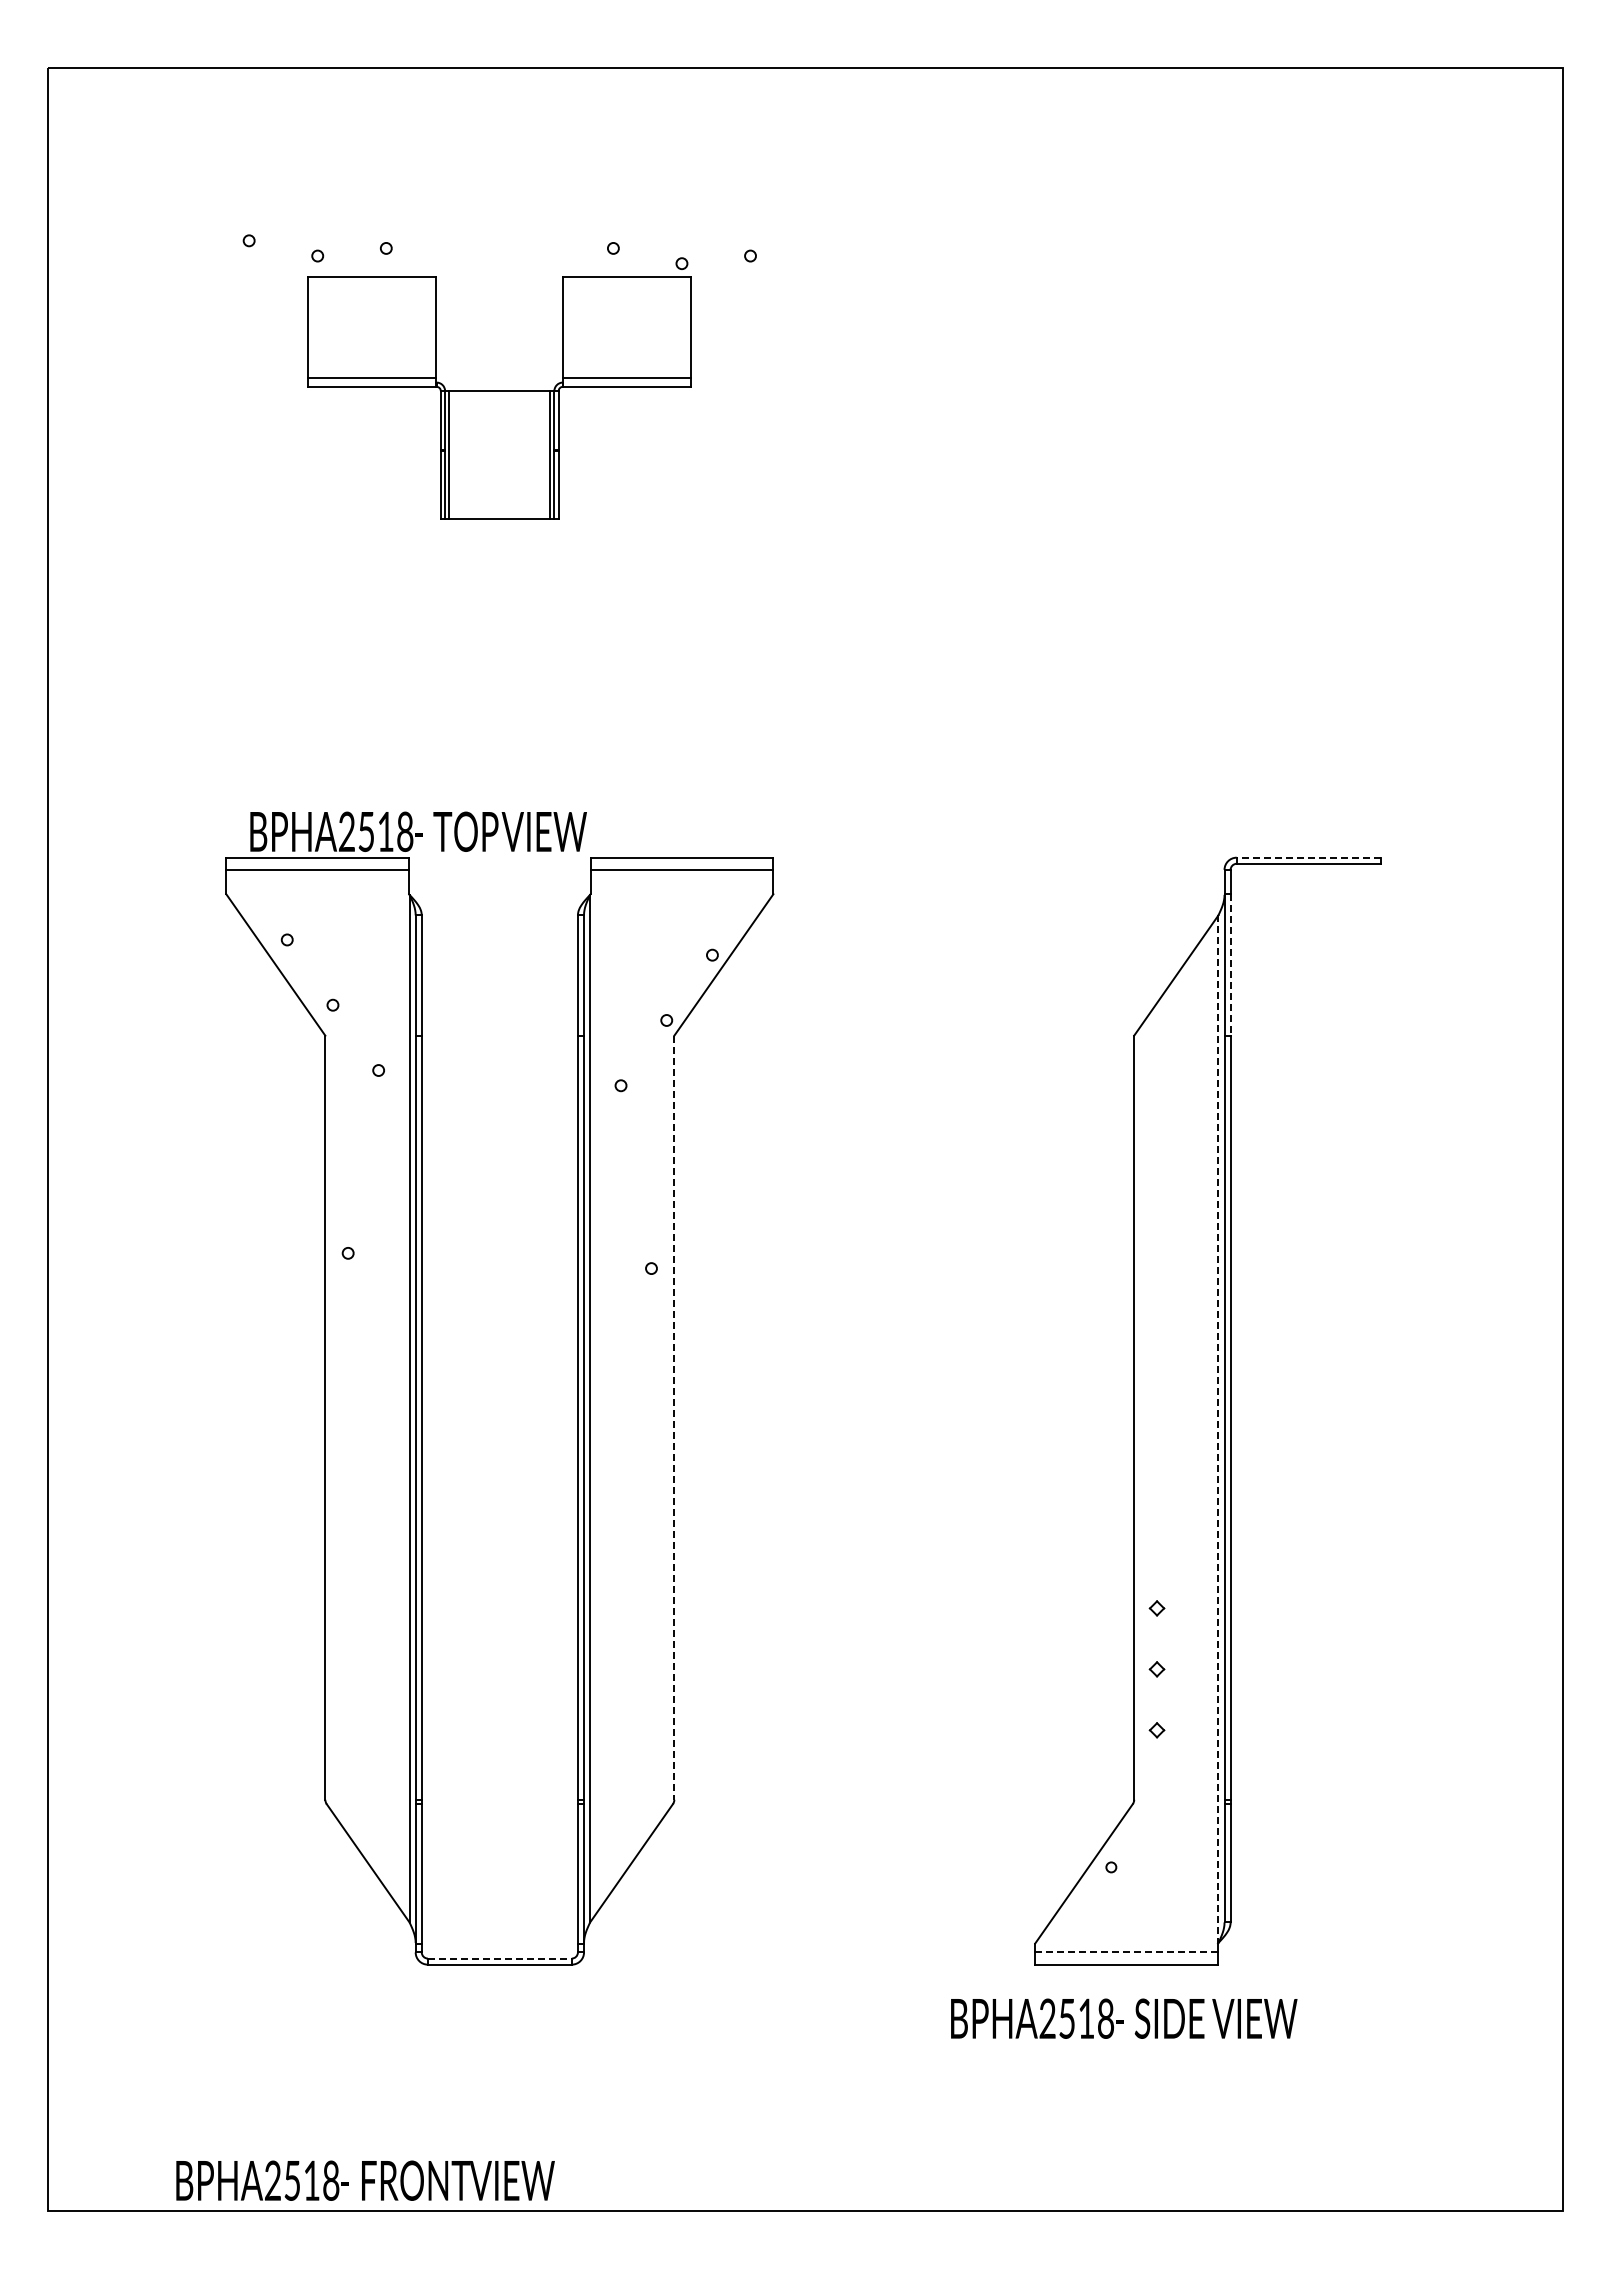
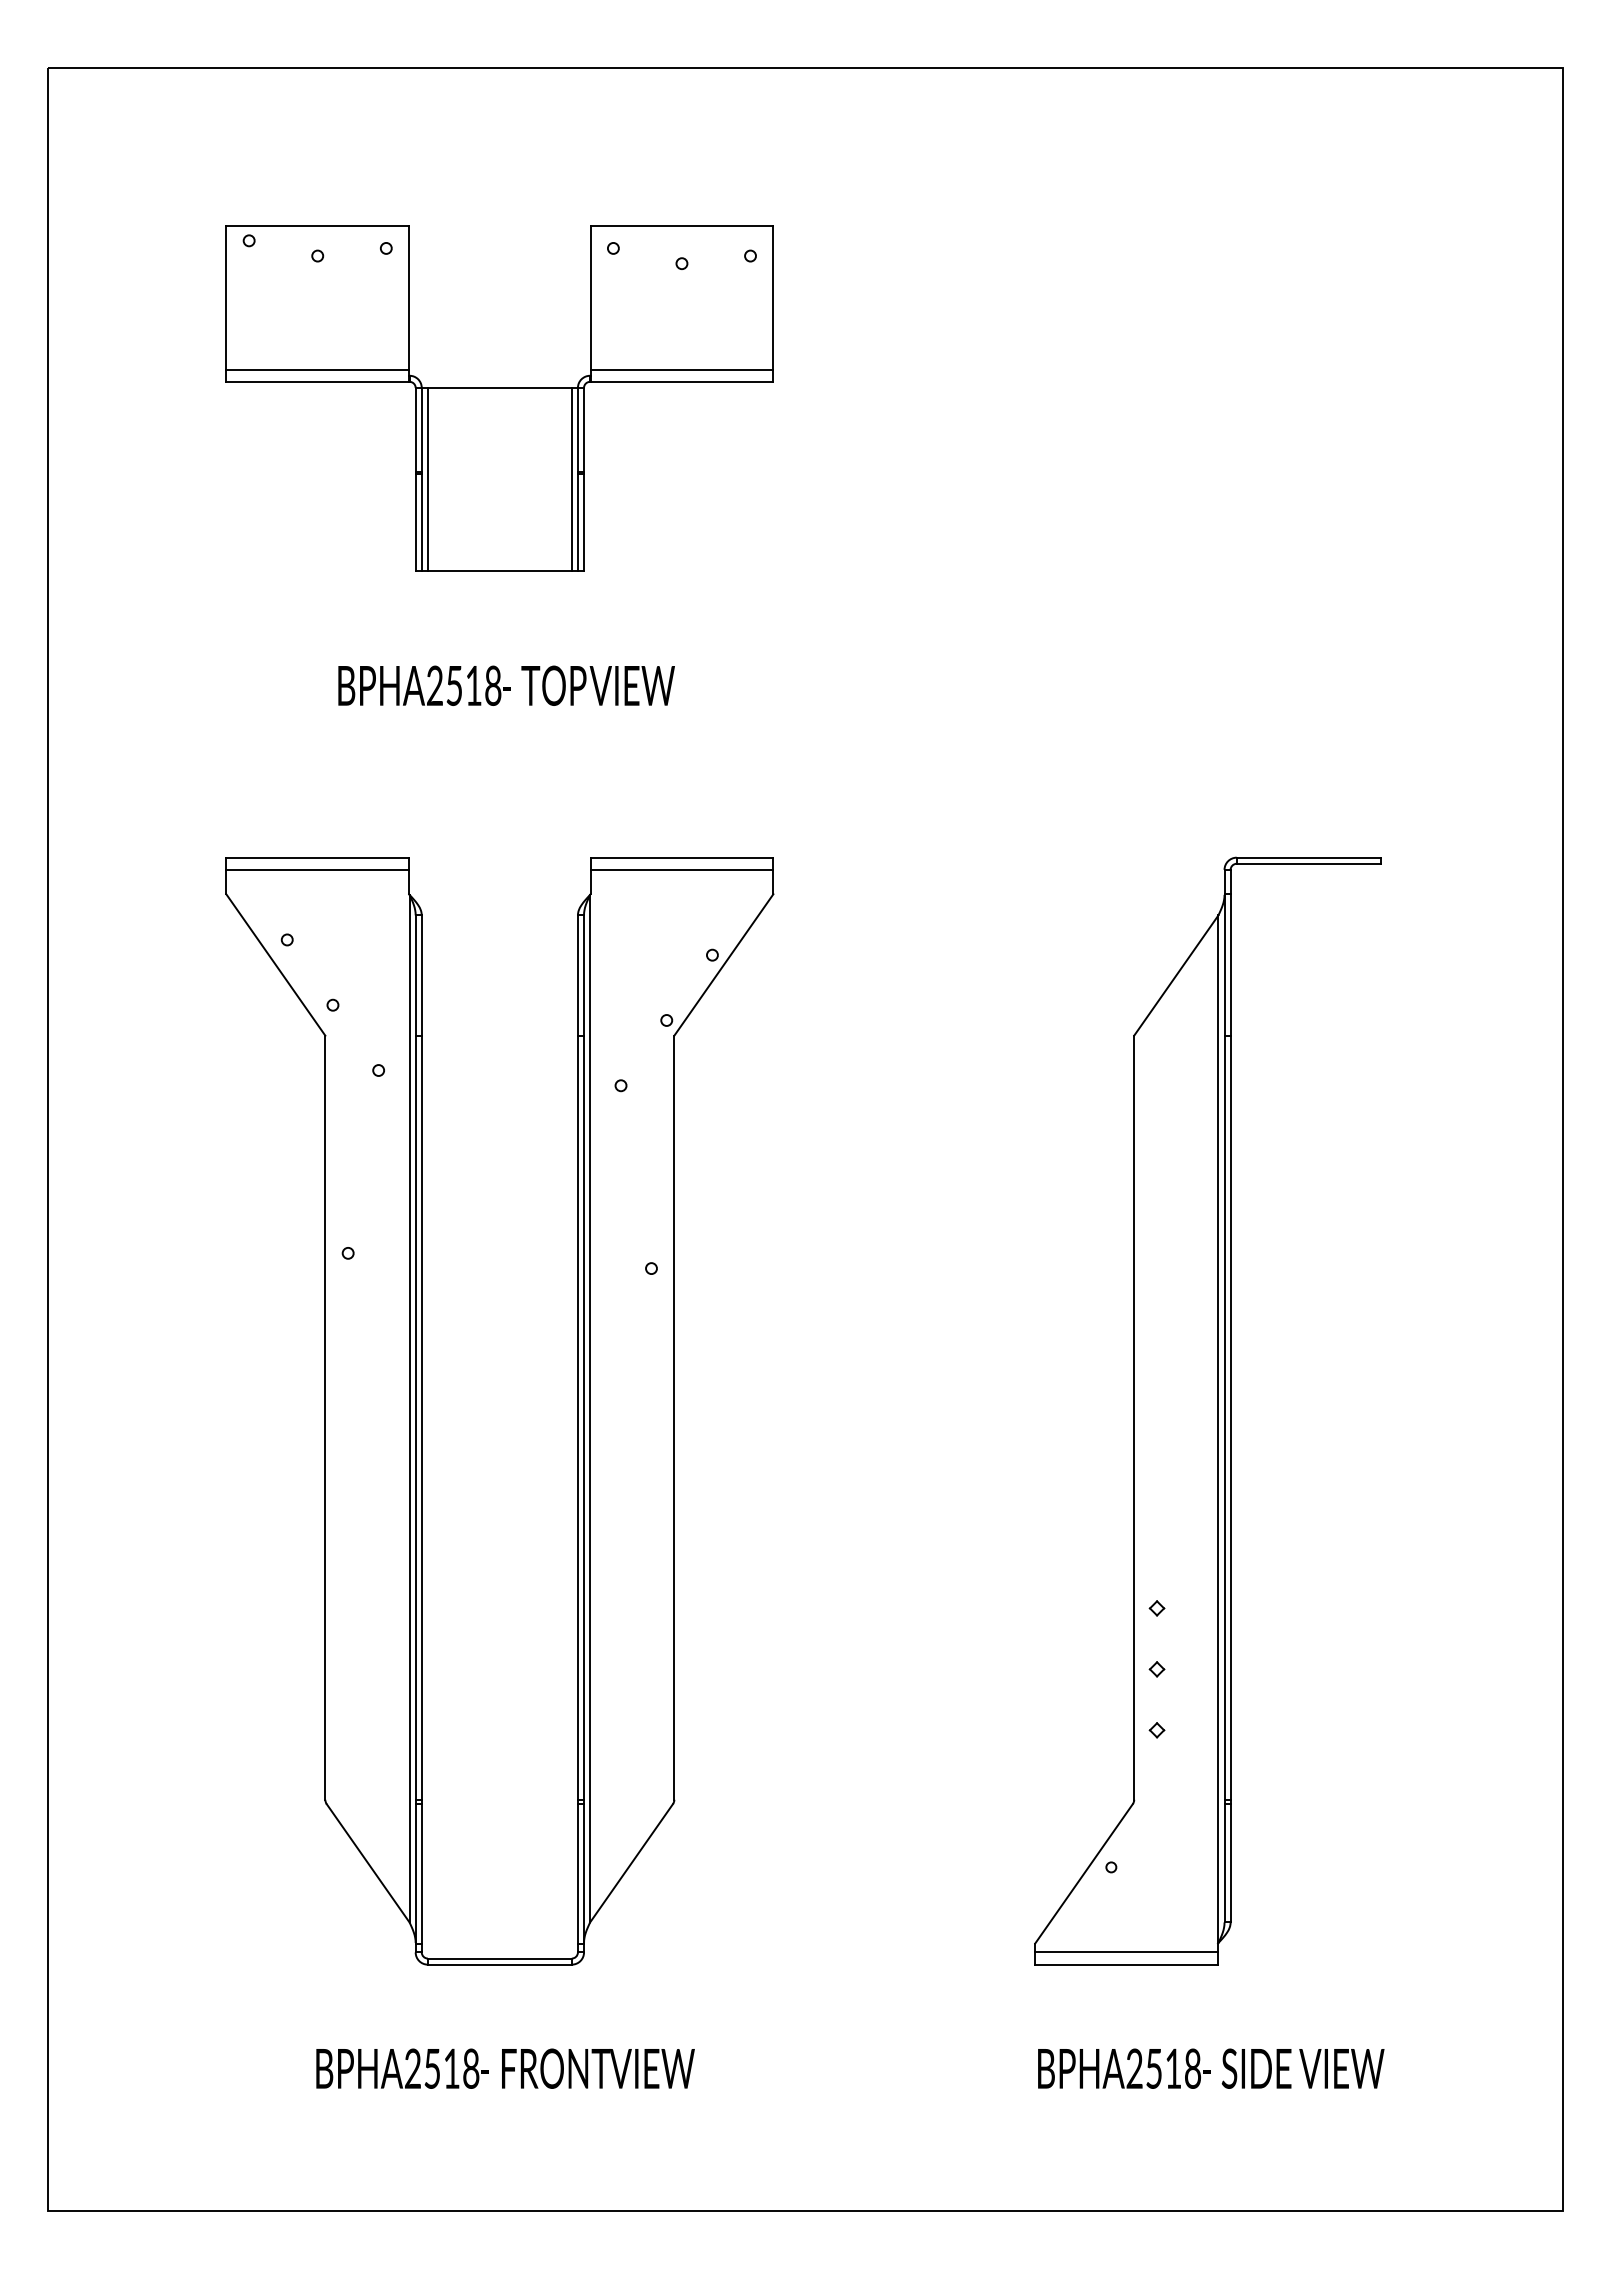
part size: 385x244 px -> 549x347 px (499, 398)
text position: (418, 831) -> (506, 685) (506, 685)
line: dashed -> solid (1308, 857)
line: dashed -> solid (1230, 964)
line: dashed -> solid (674, 1418)
line: dashed -> solid (1218, 1429)
line: dashed -> solid (1126, 1952)
line: dashed -> solid (499, 1958)
text position: (1124, 2018) -> (1211, 2068) (1211, 2068)
text position: (365, 2180) -> (505, 2068) (505, 2068)
